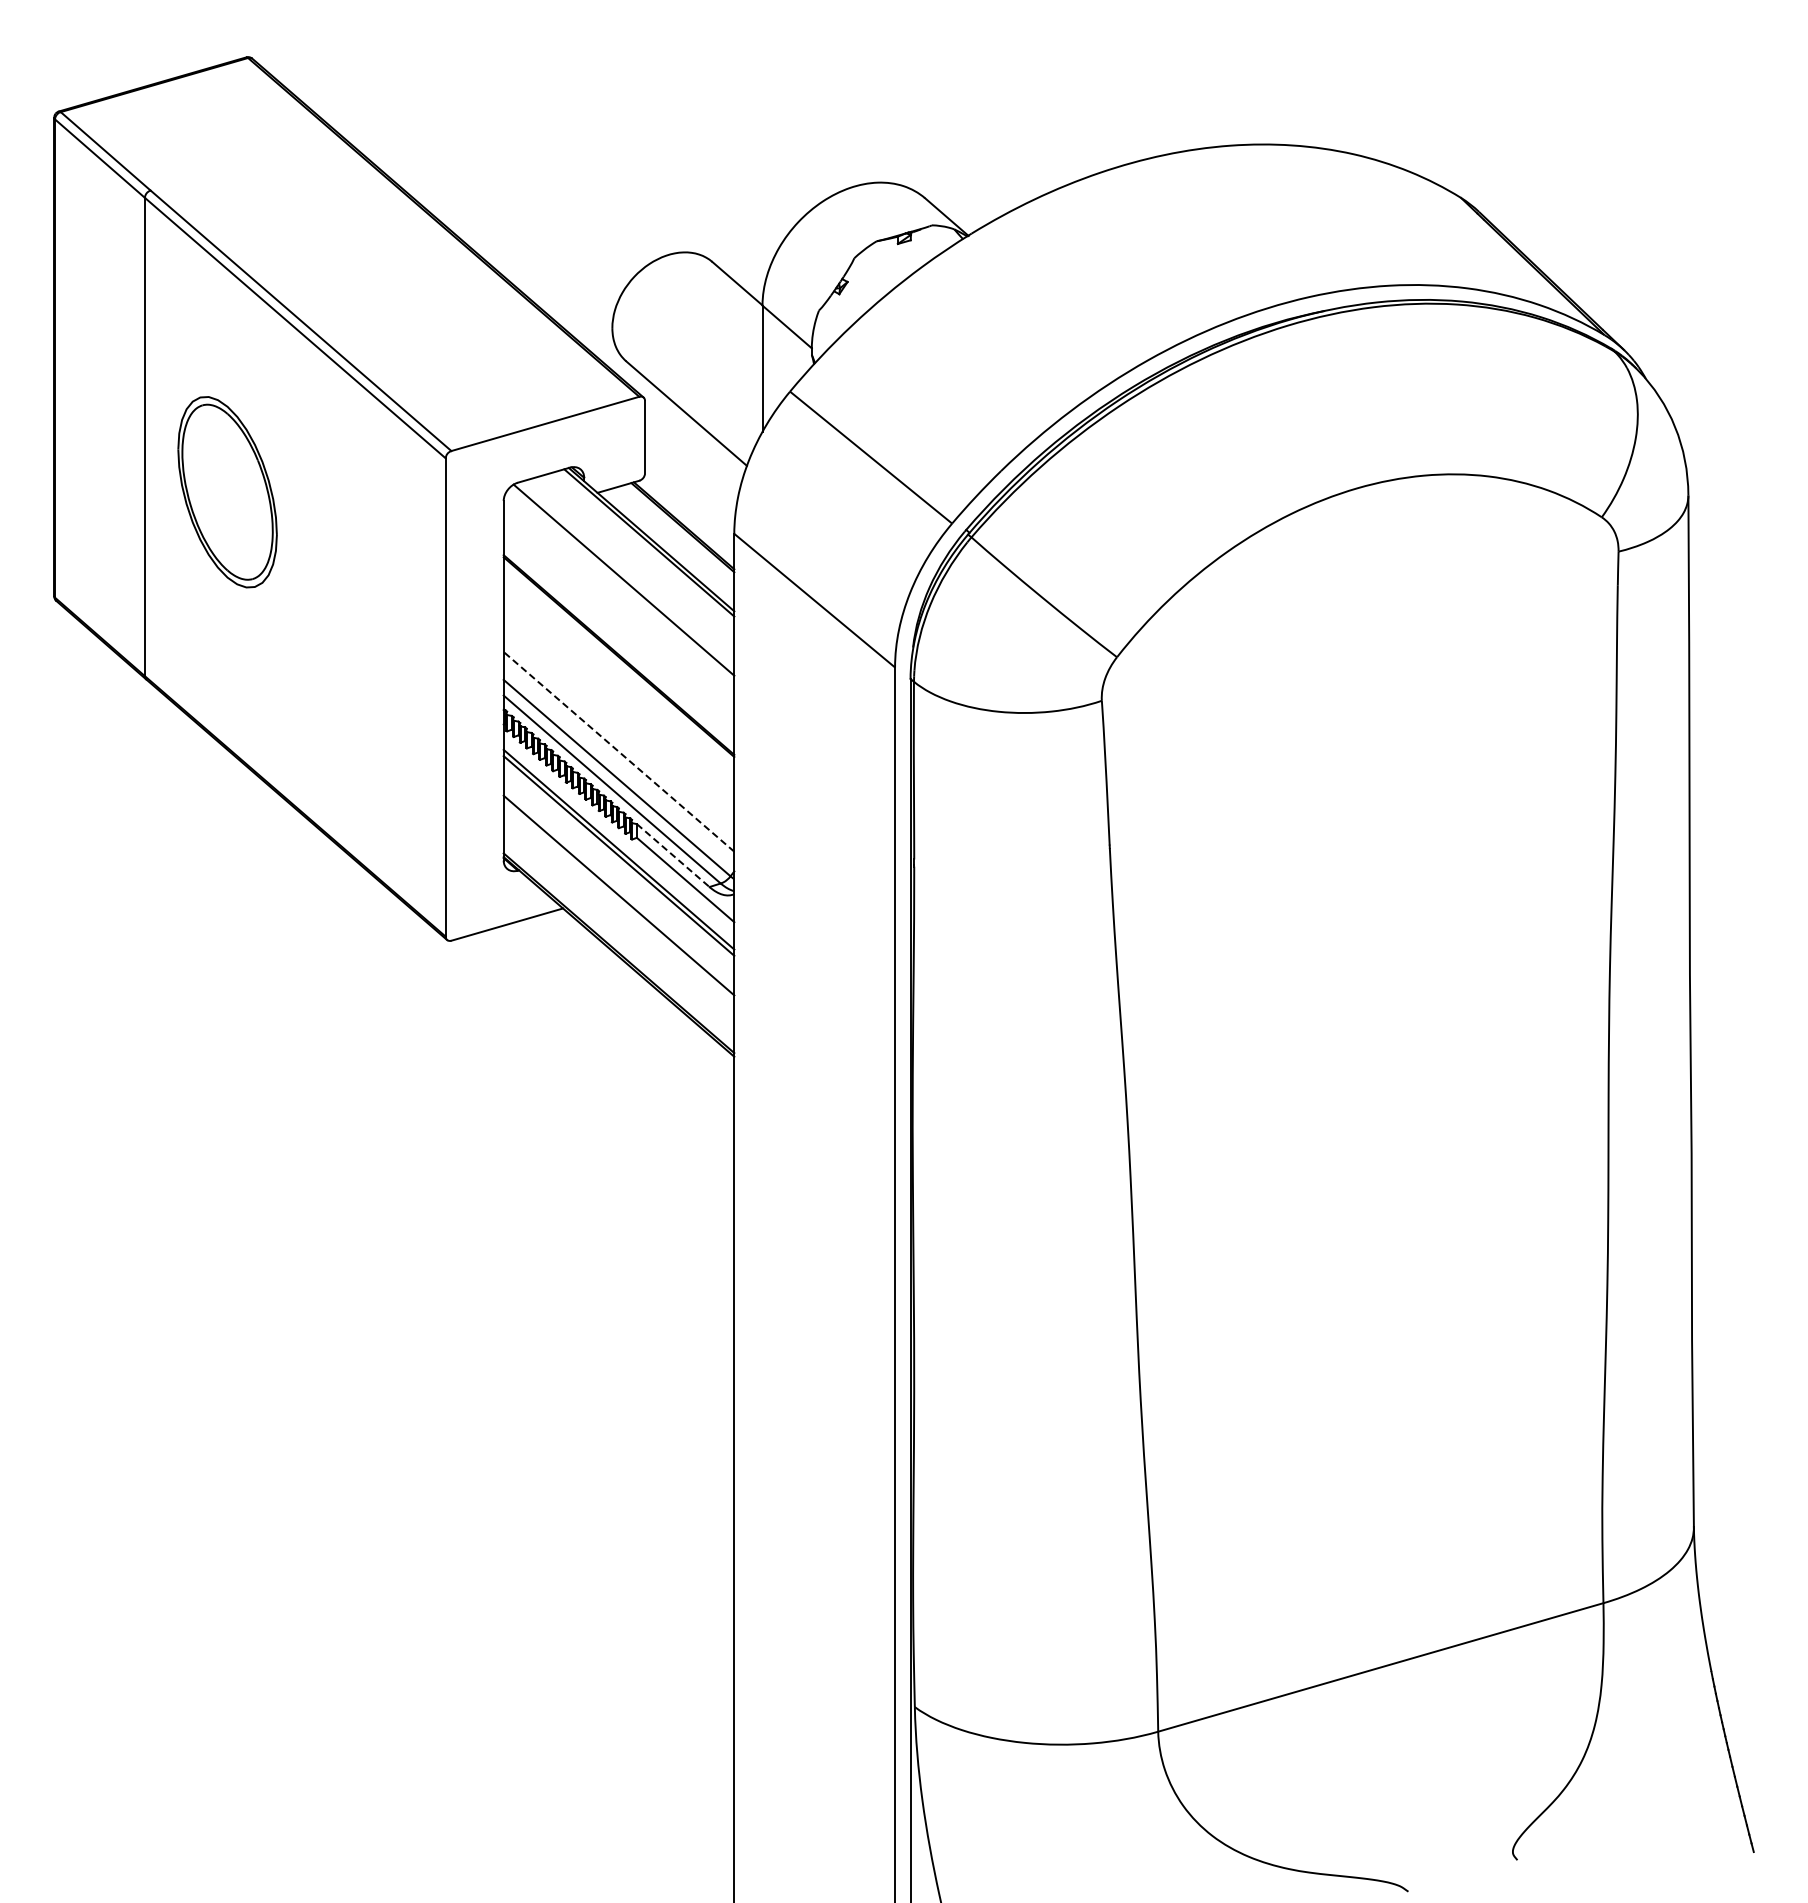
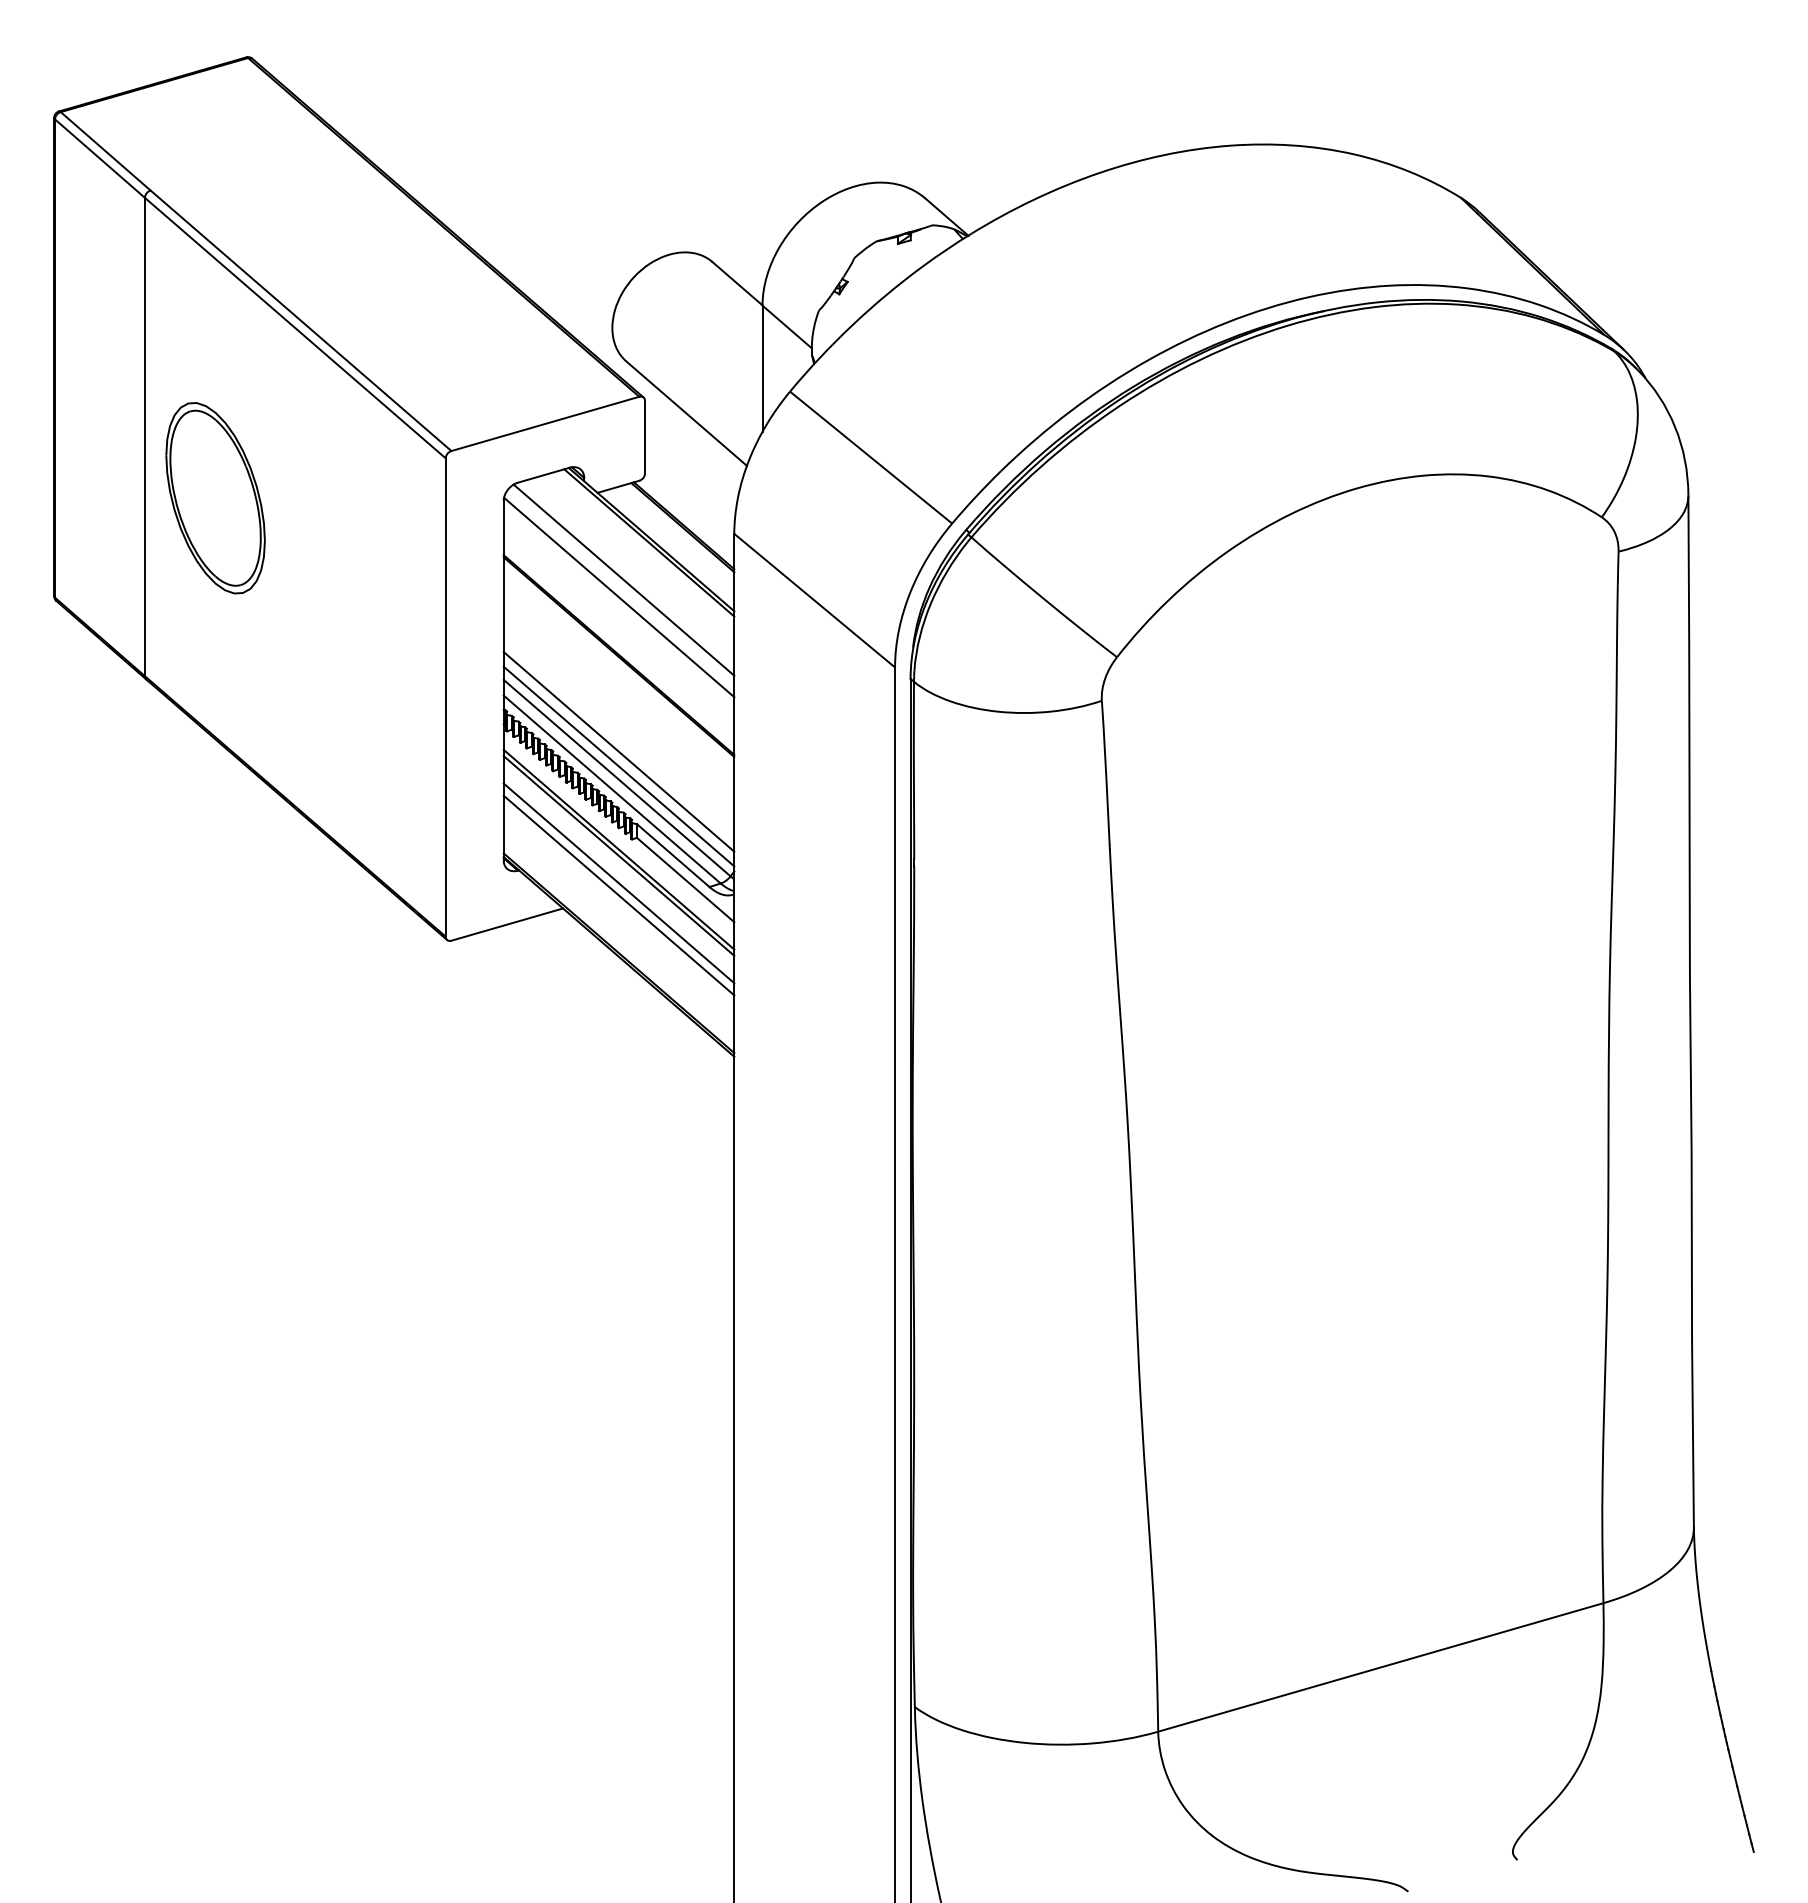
part position: (227, 492) -> (215, 498) (215, 498)
line: none -> present (619, 597)
line: dashed -> solid (619, 751)
line: none -> present (618, 766)
line: dashed -> solid (673, 855)
line: none -> present (618, 883)
